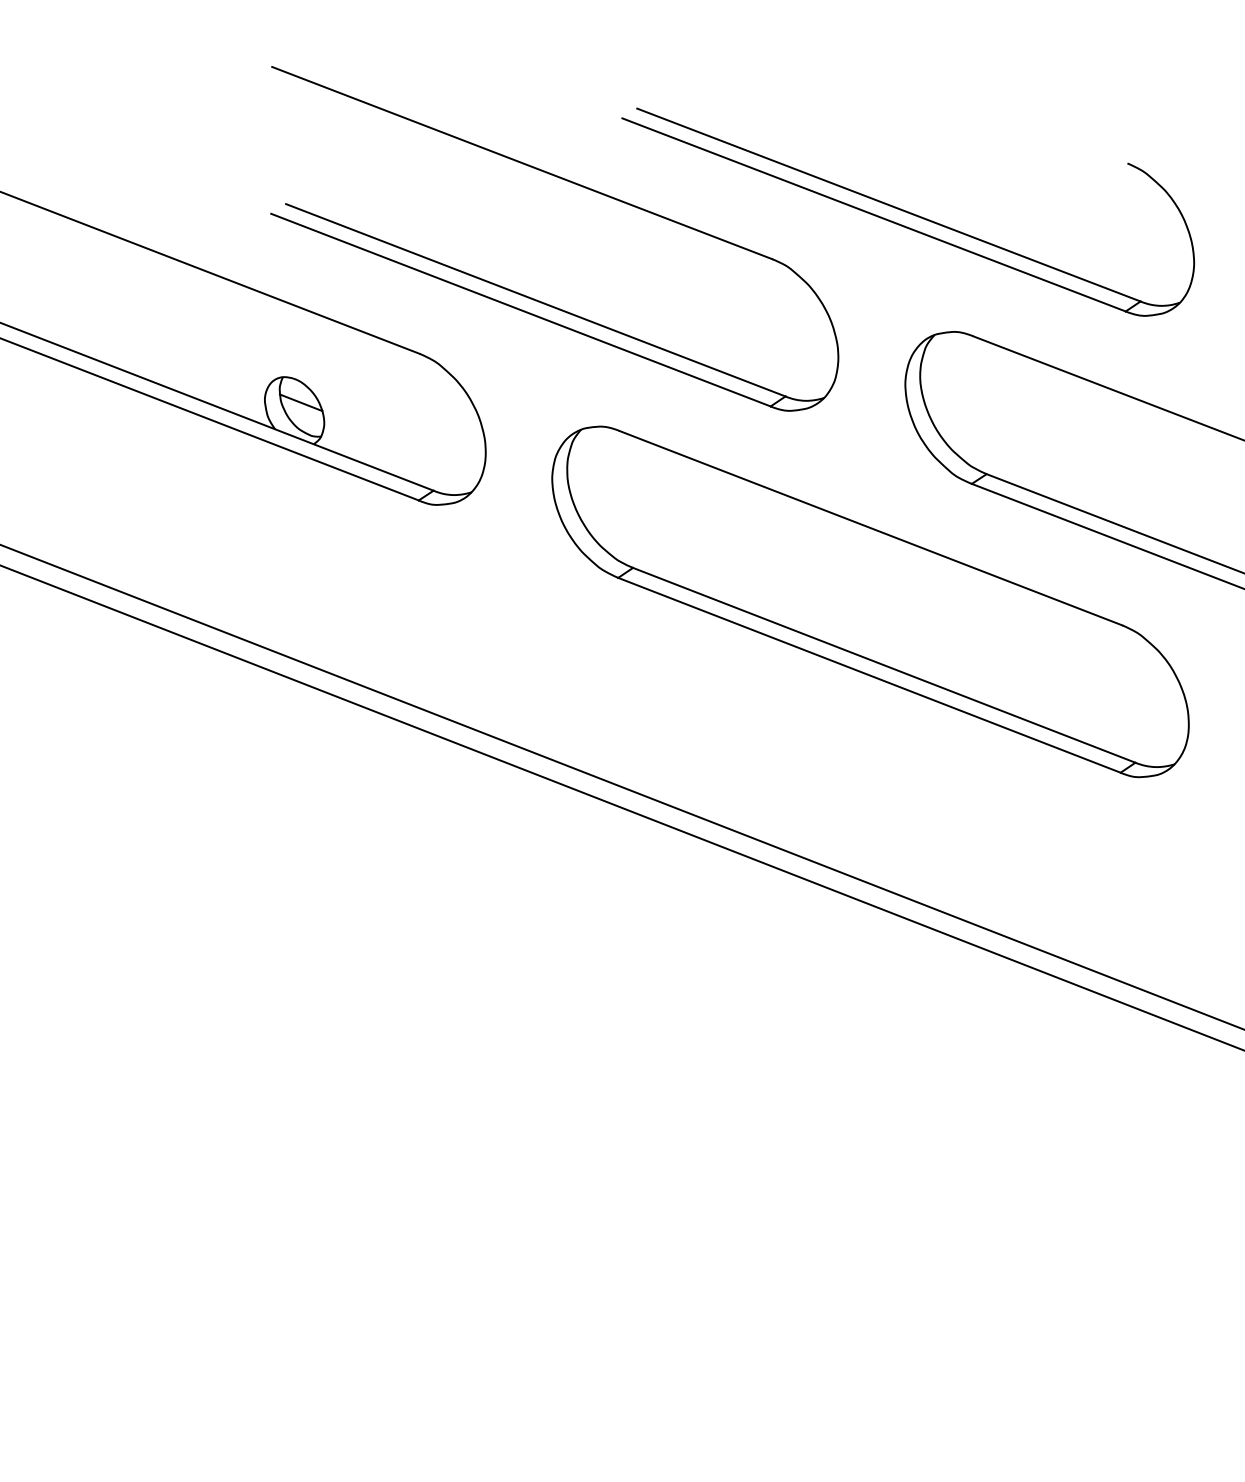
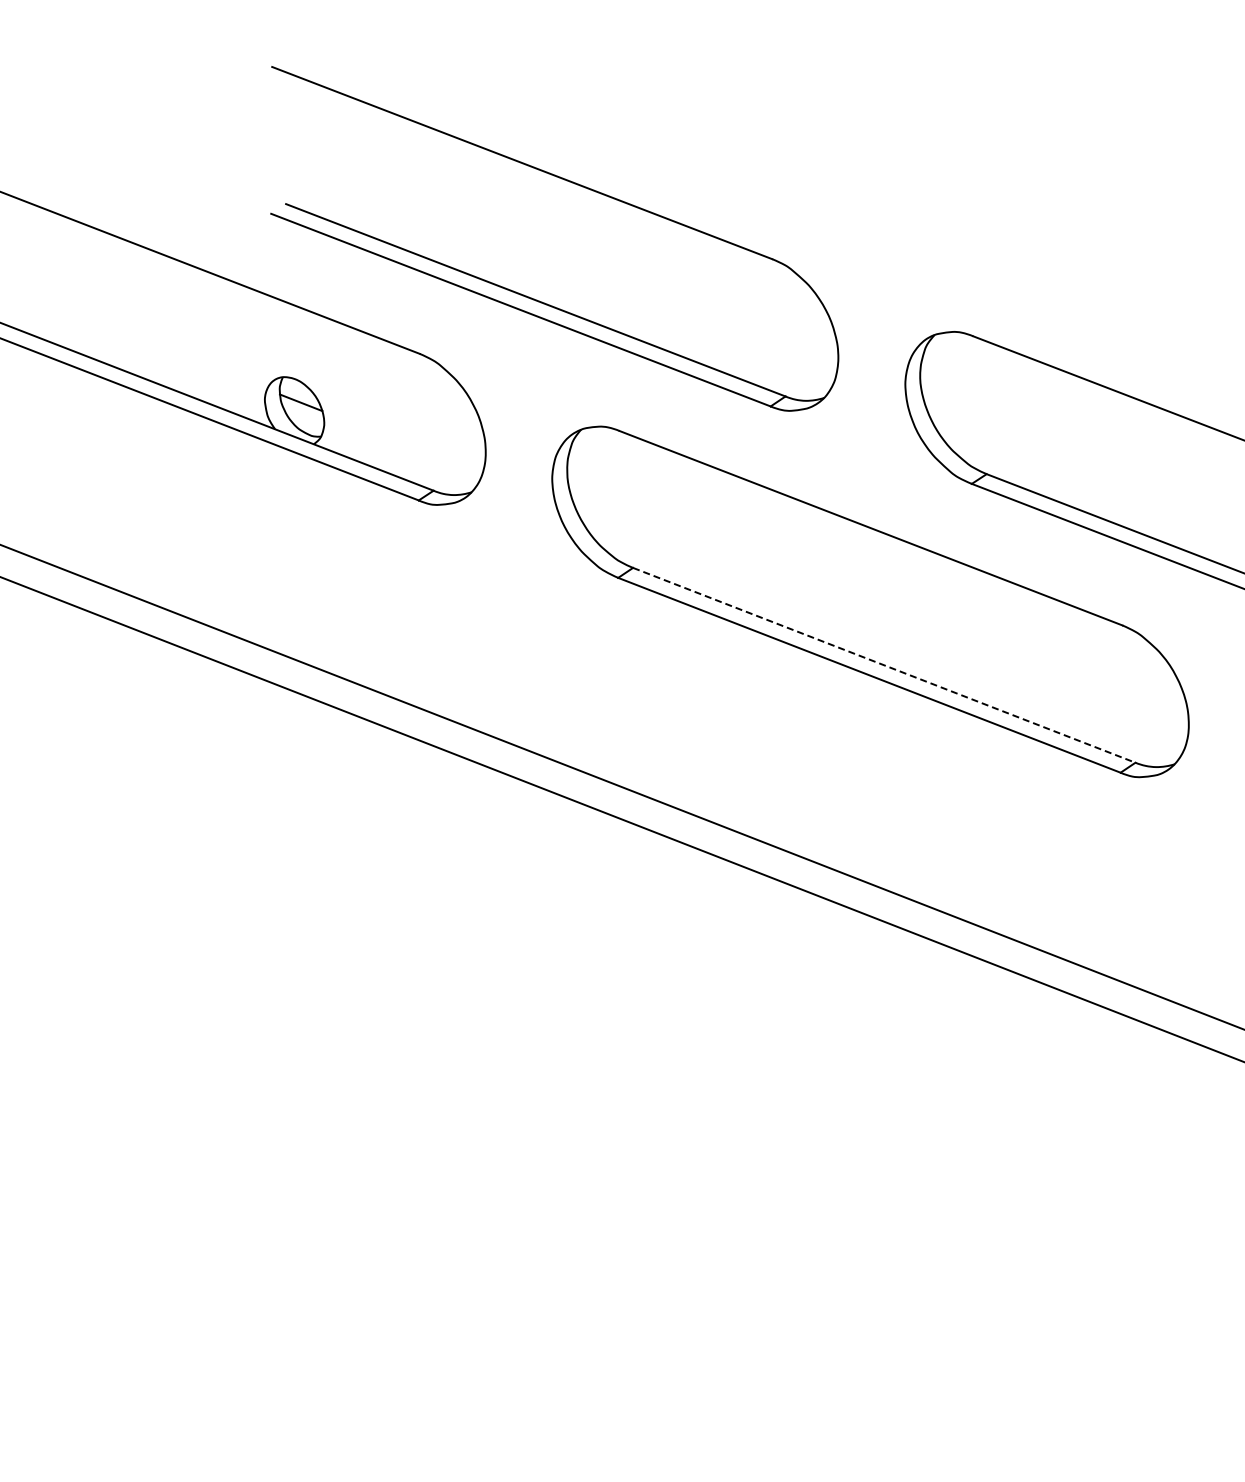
part: present -> none (908, 211)
line: solid -> dashed (884, 665)
line position: (621, 807) -> (621, 819) (621, 819)
